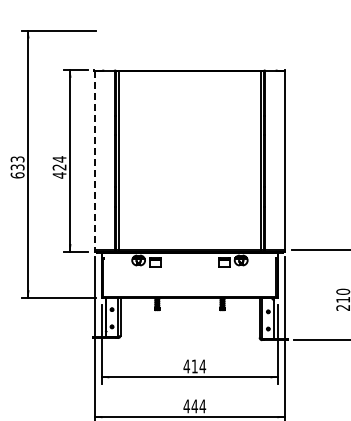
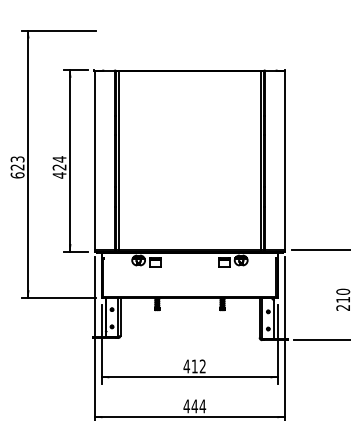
line: dashed -> solid (94, 160)
text: 633 -> 623 (17, 167)
text: 414 -> 412 (202, 366)
